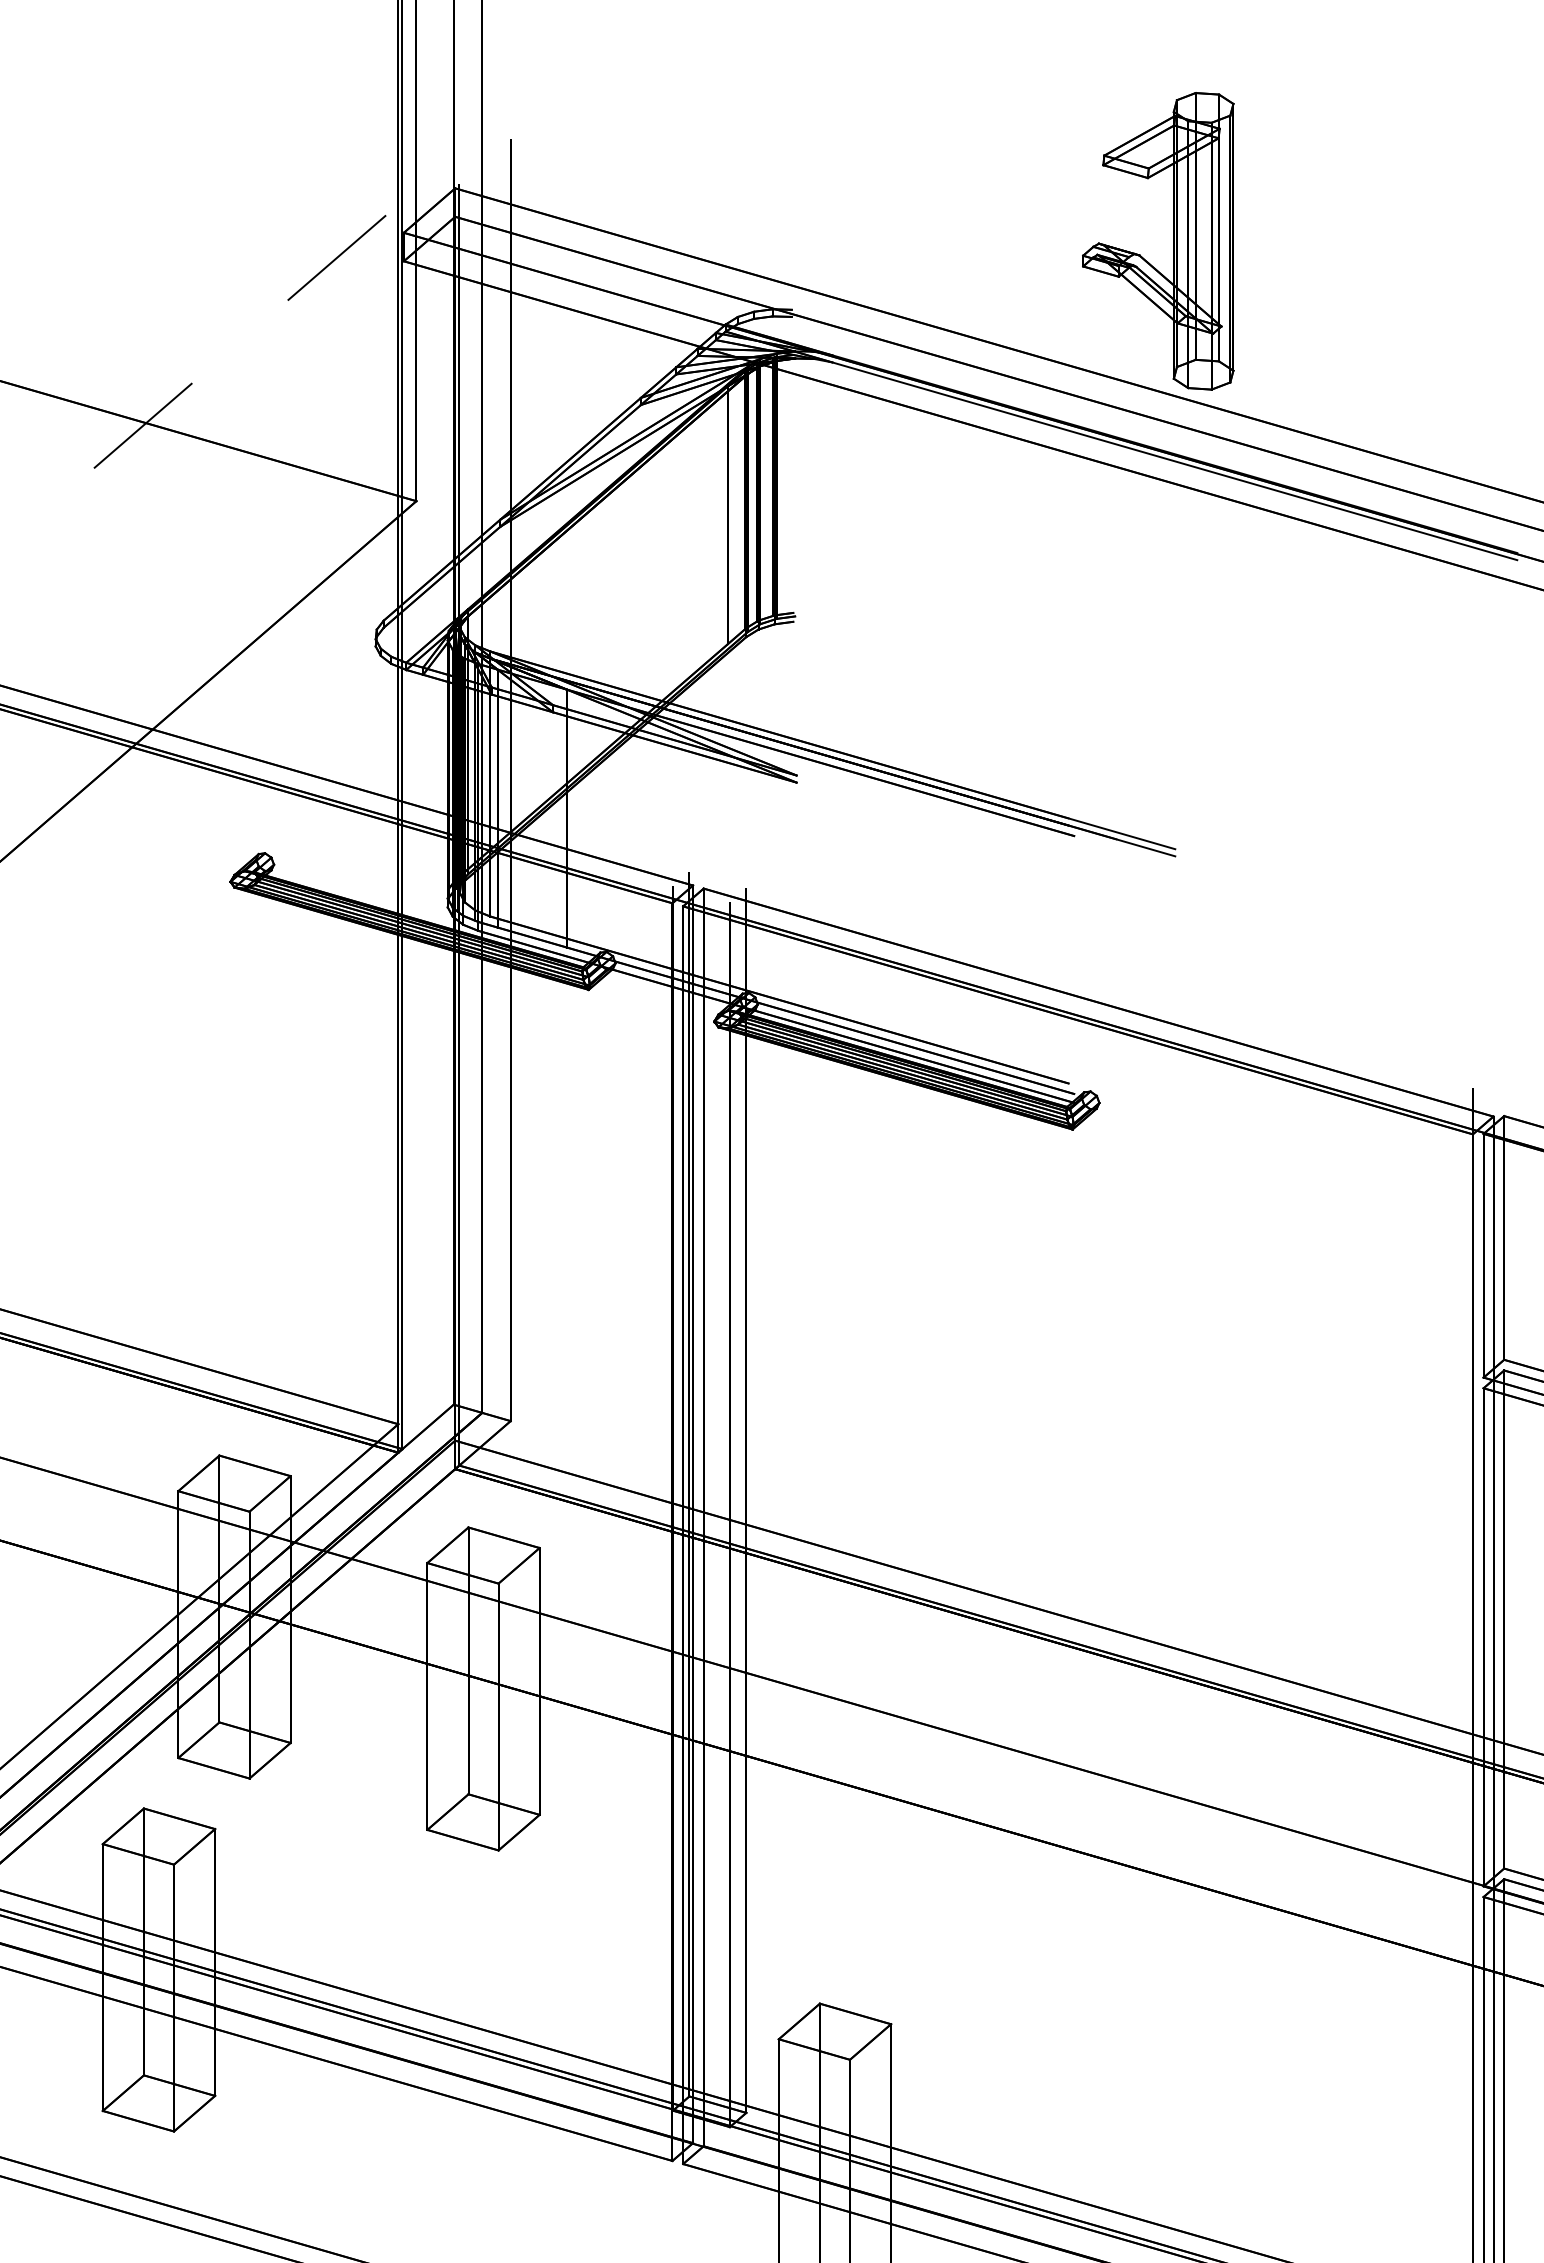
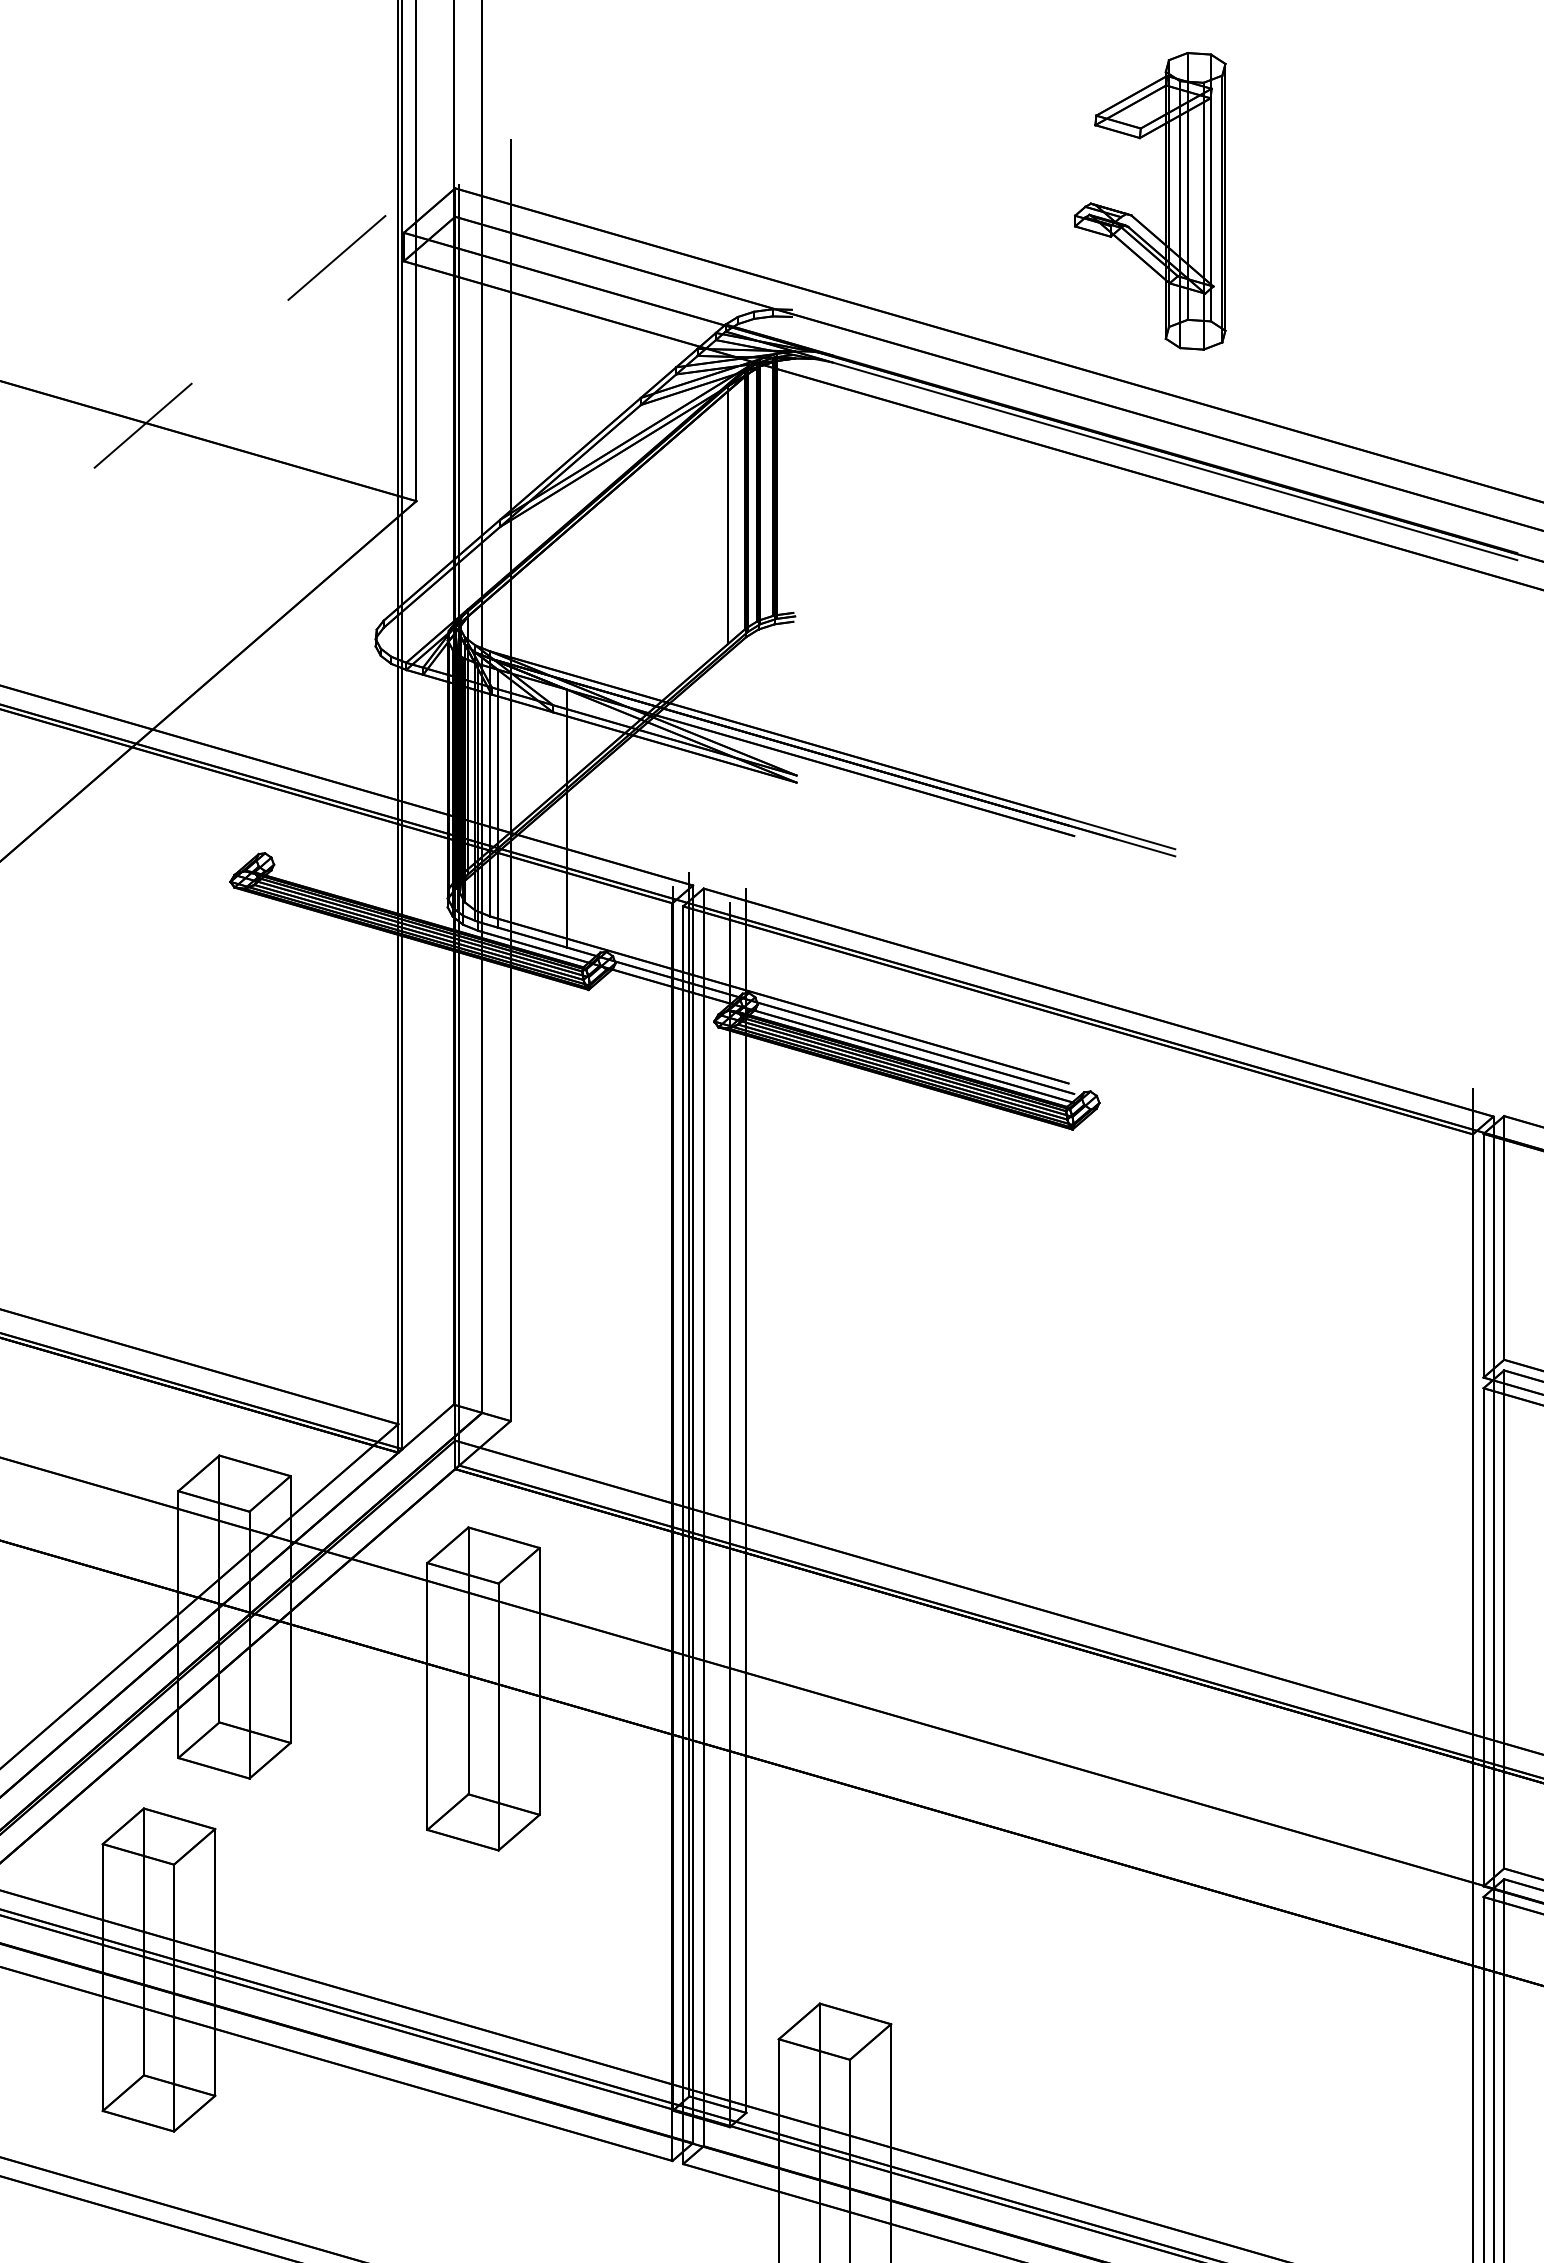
part position: (1173, 241) -> (1165, 201) (1165, 201)
